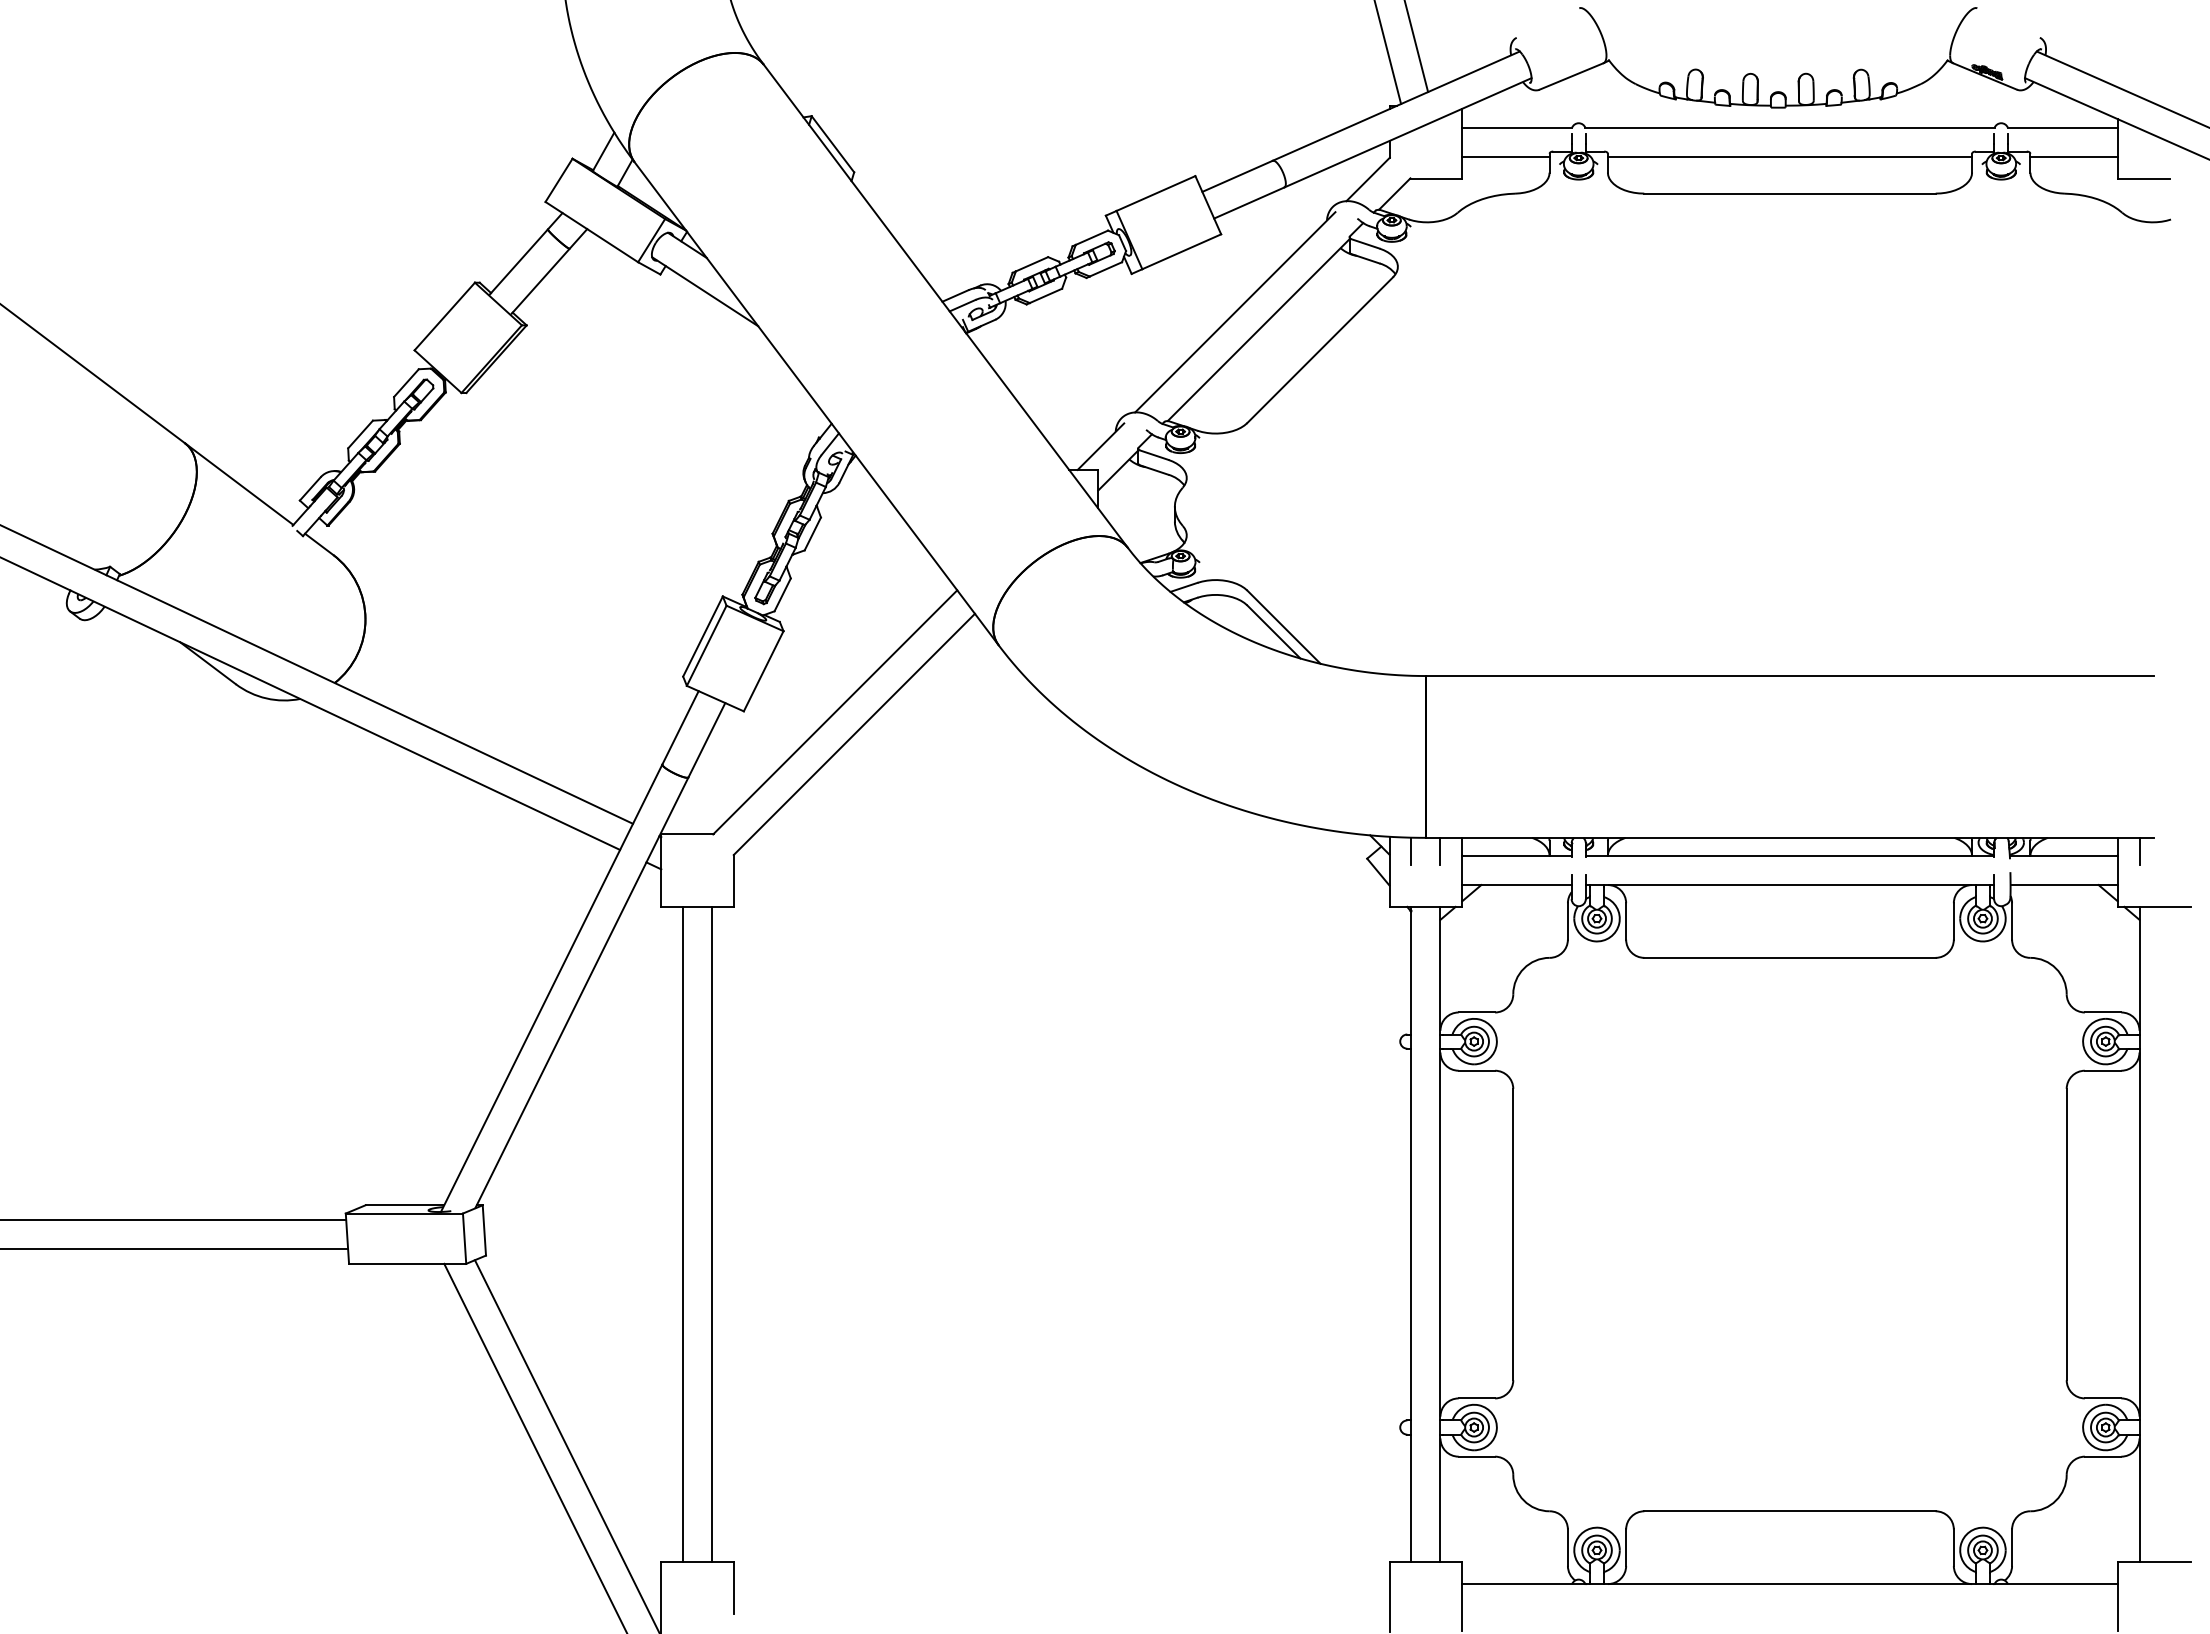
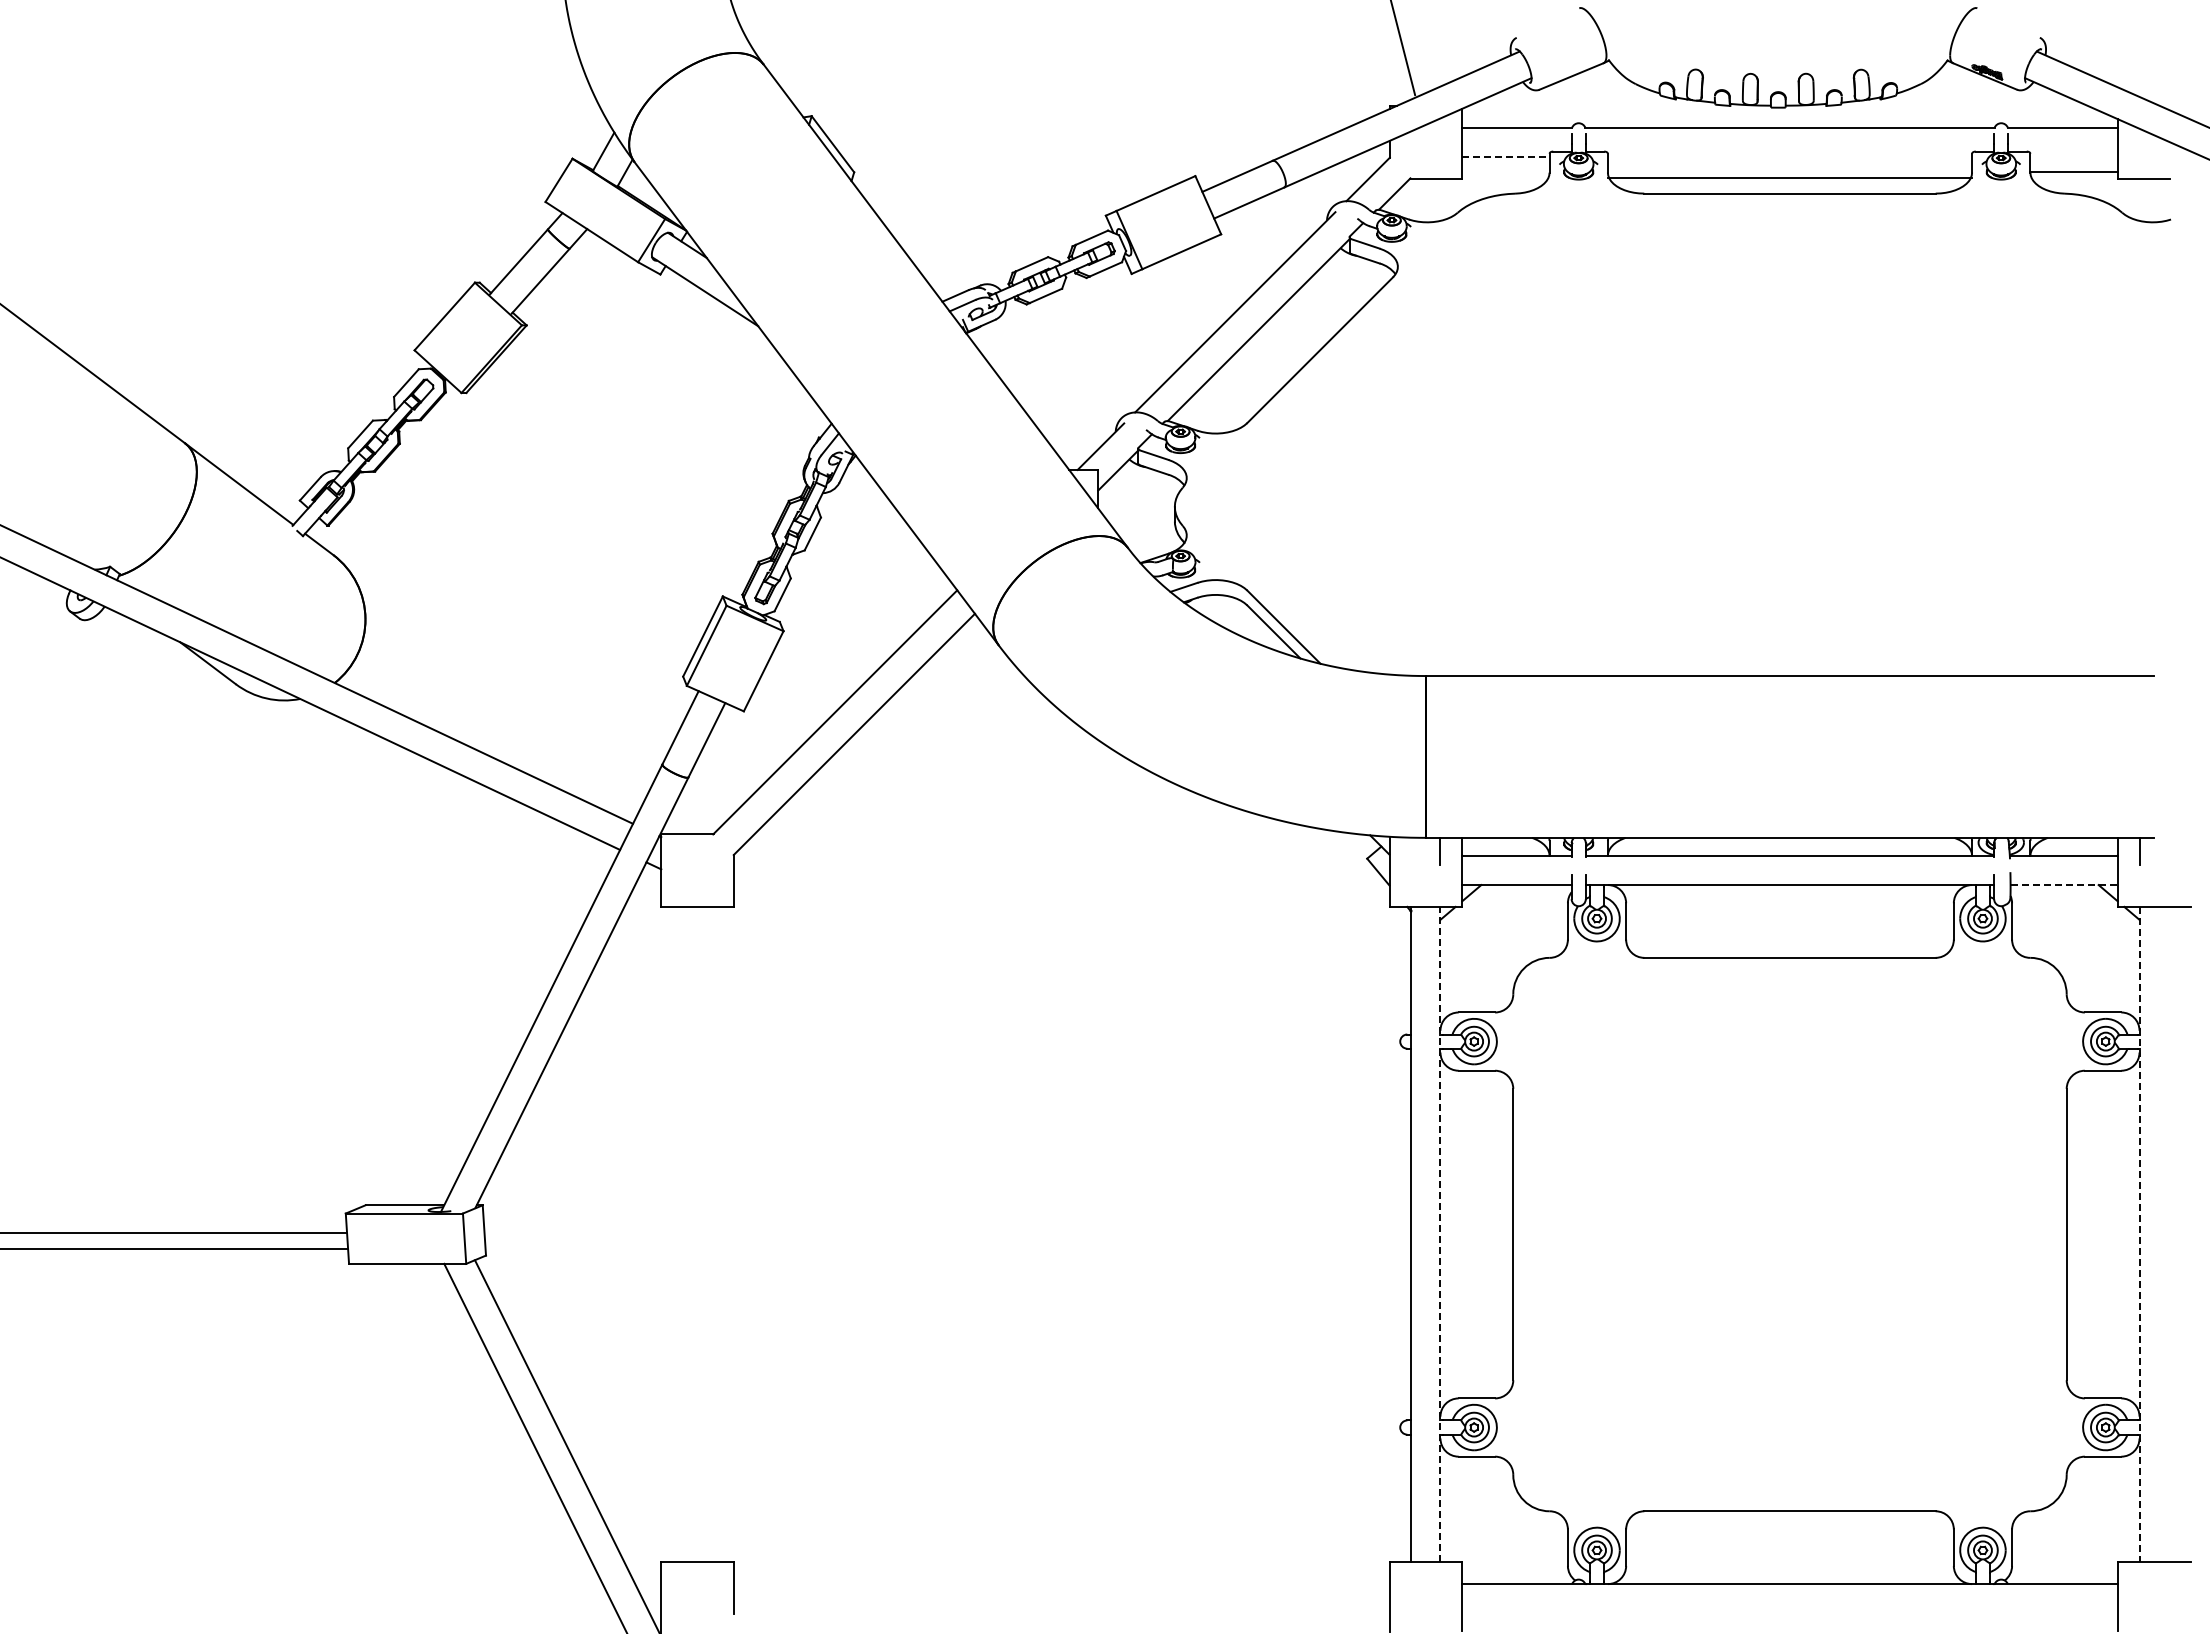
line position: (1416, 47) -> (1403, 48) (1403, 48)
line: present -> none (1388, 53)
line: solid -> dashed (1505, 156)
line position: (1789, 156) -> (1789, 177) (1789, 177)
line position: (2073, 156) -> (2073, 171) (2073, 171)
line: present -> none (1411, 850)
line: solid -> dashed (2064, 885)
line position: (174, 1220) -> (174, 1233) (174, 1233)
line: present -> none (683, 1234)
line: present -> none (712, 1234)
line: solid -> dashed (1440, 1234)
line: solid -> dashed (2139, 1234)
